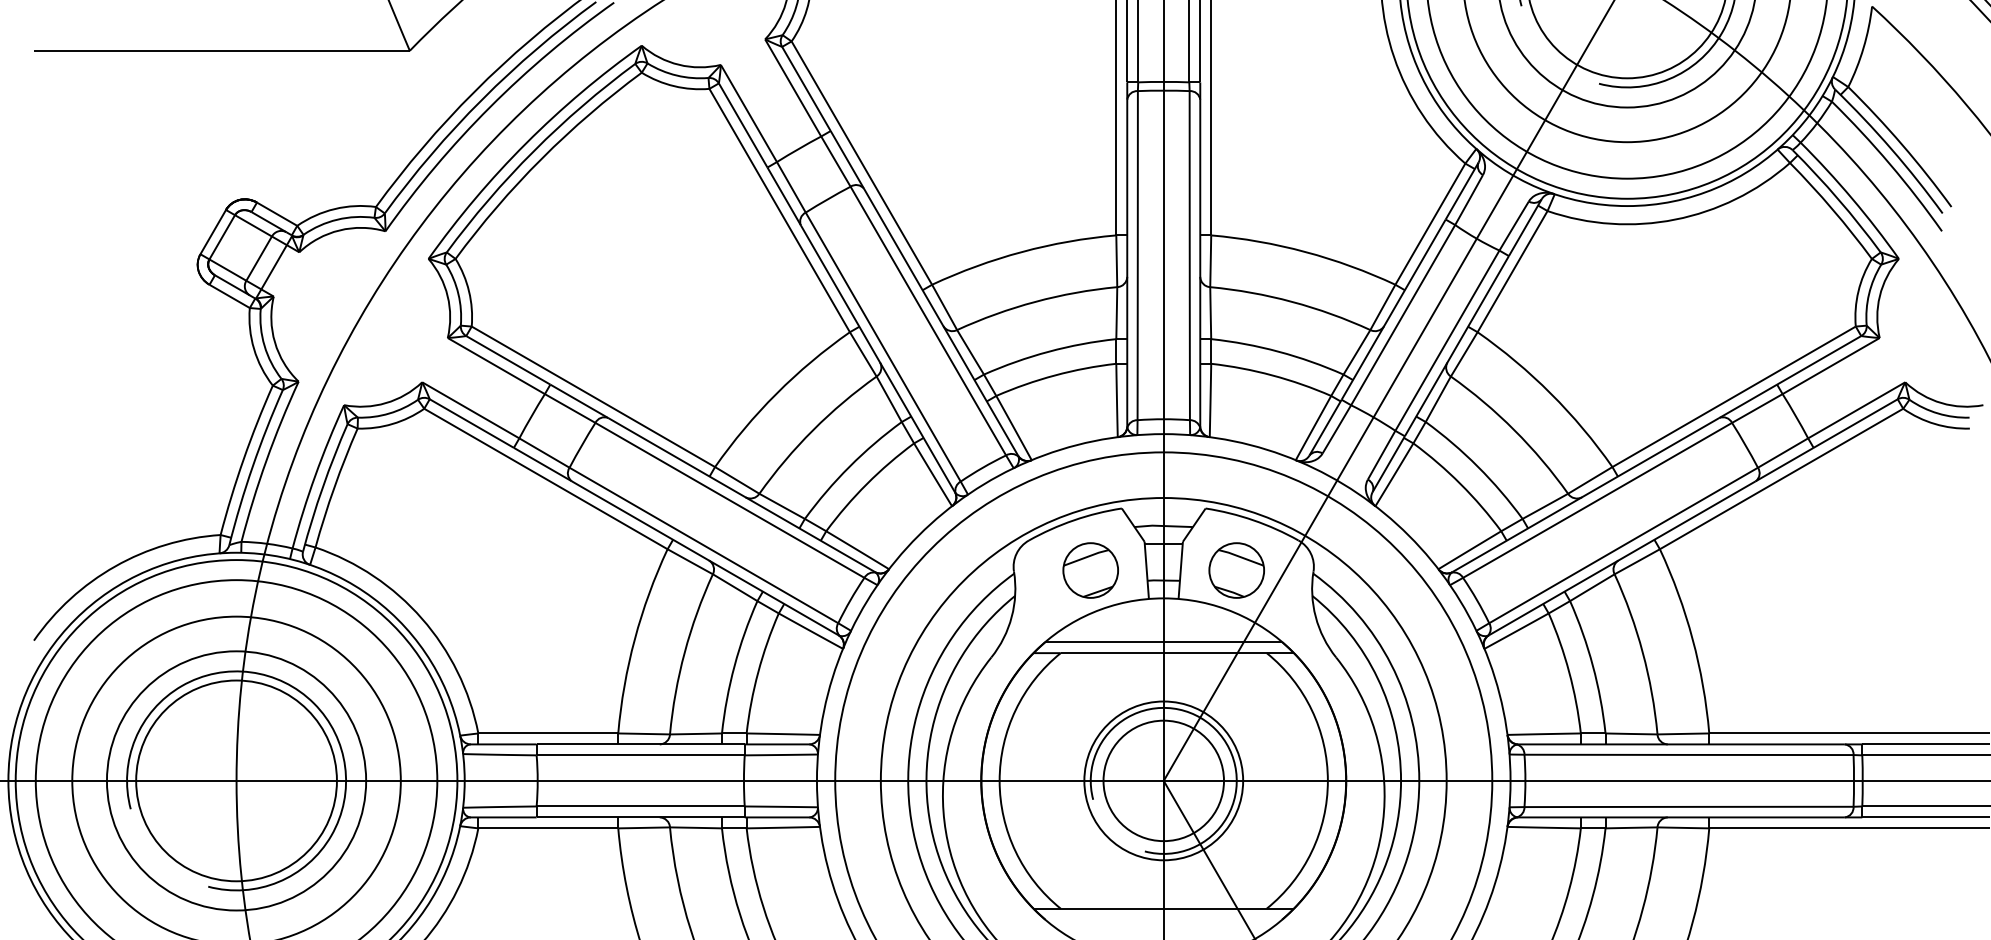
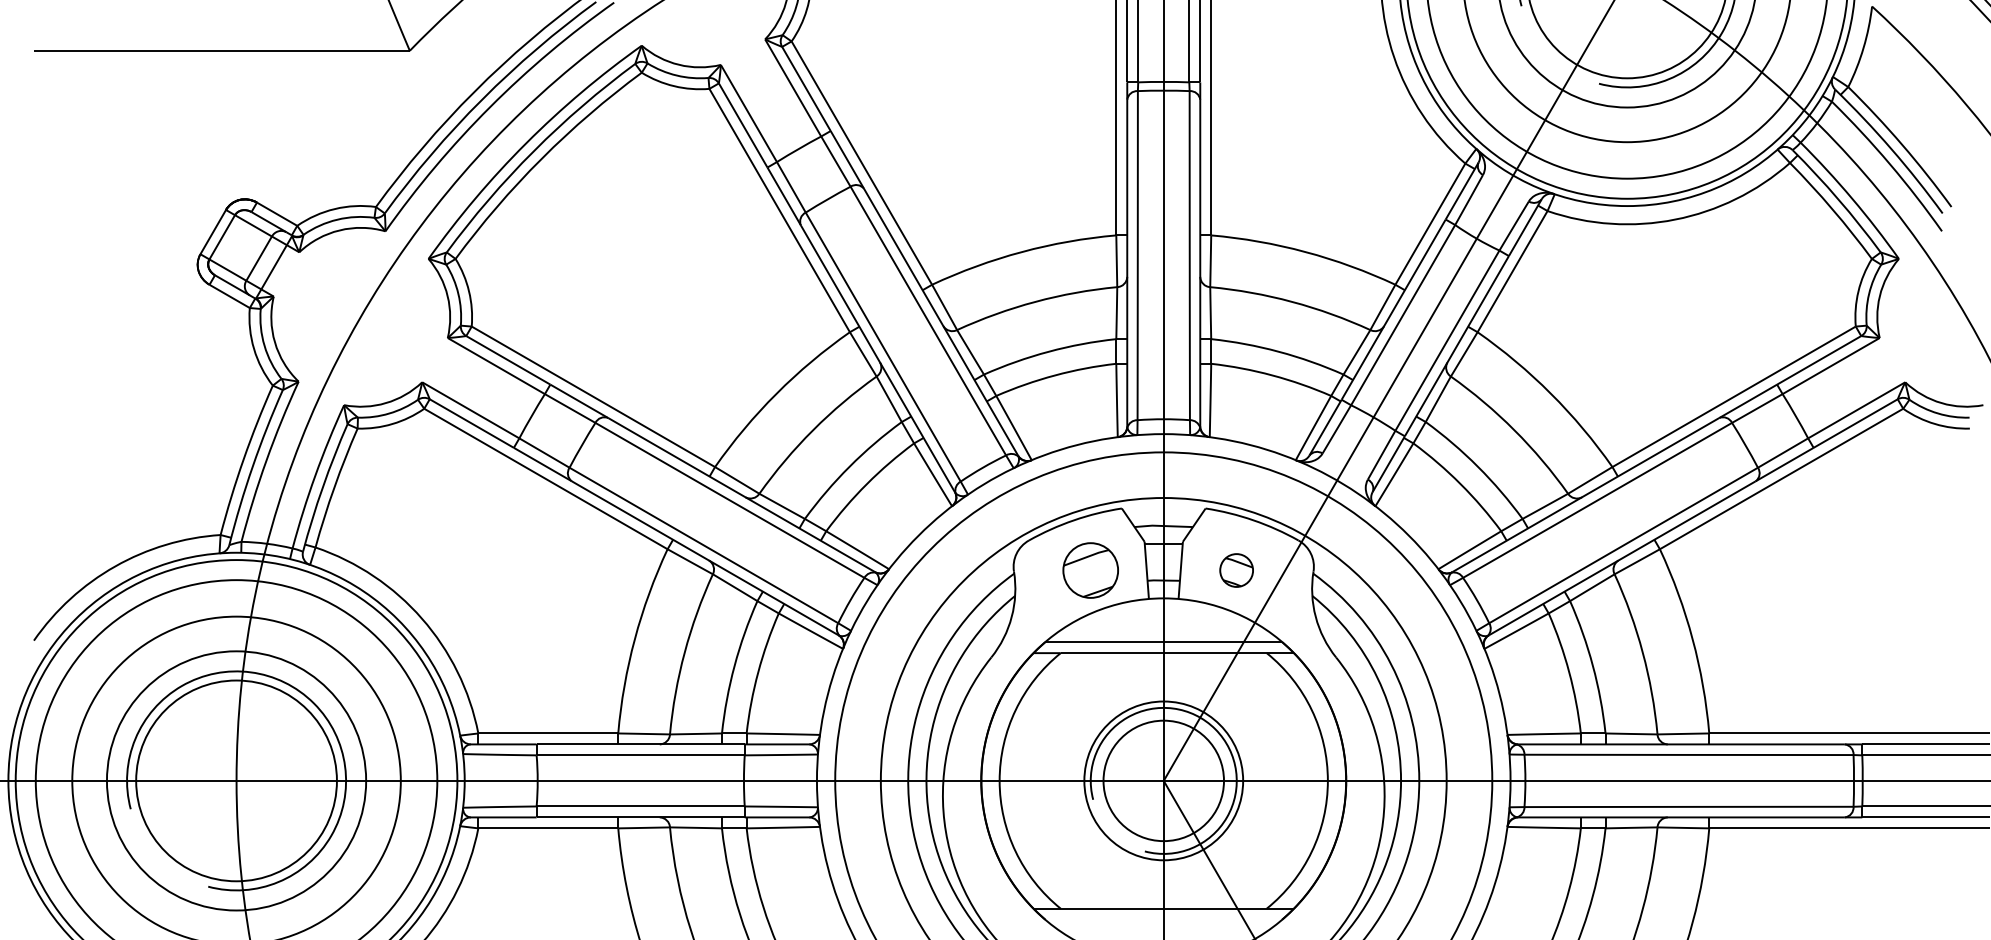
part size: 57x57 px -> 35x35 px (1236, 570)
